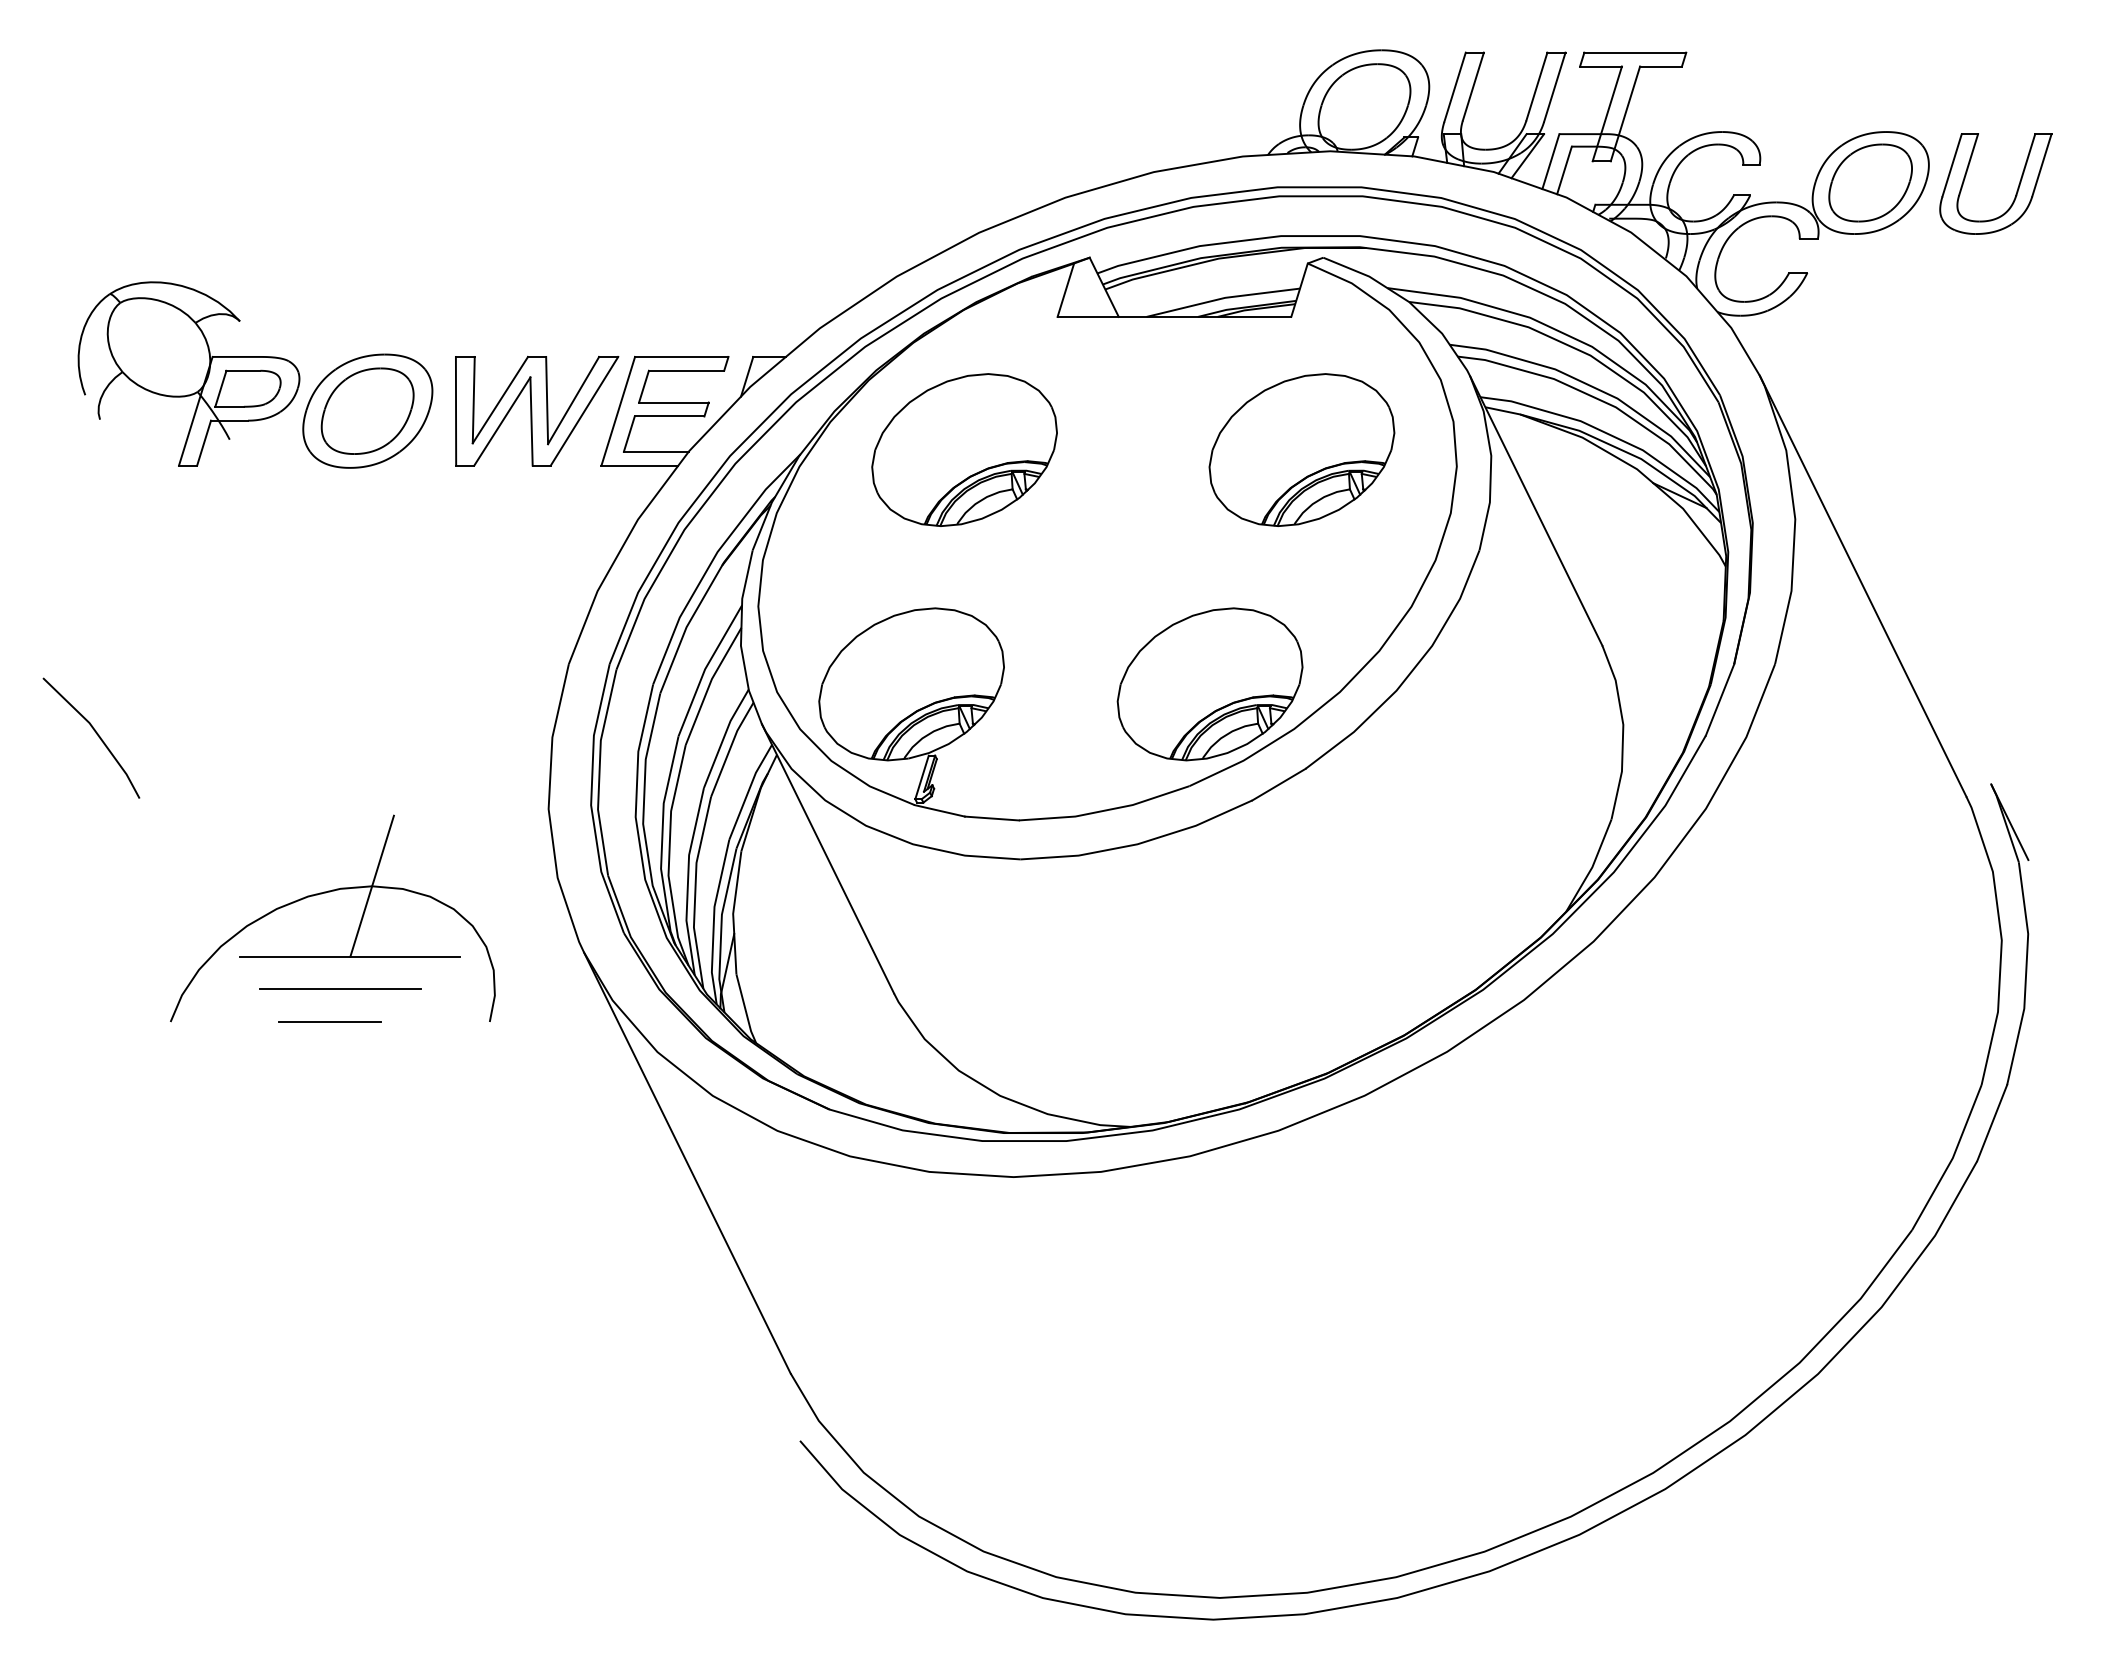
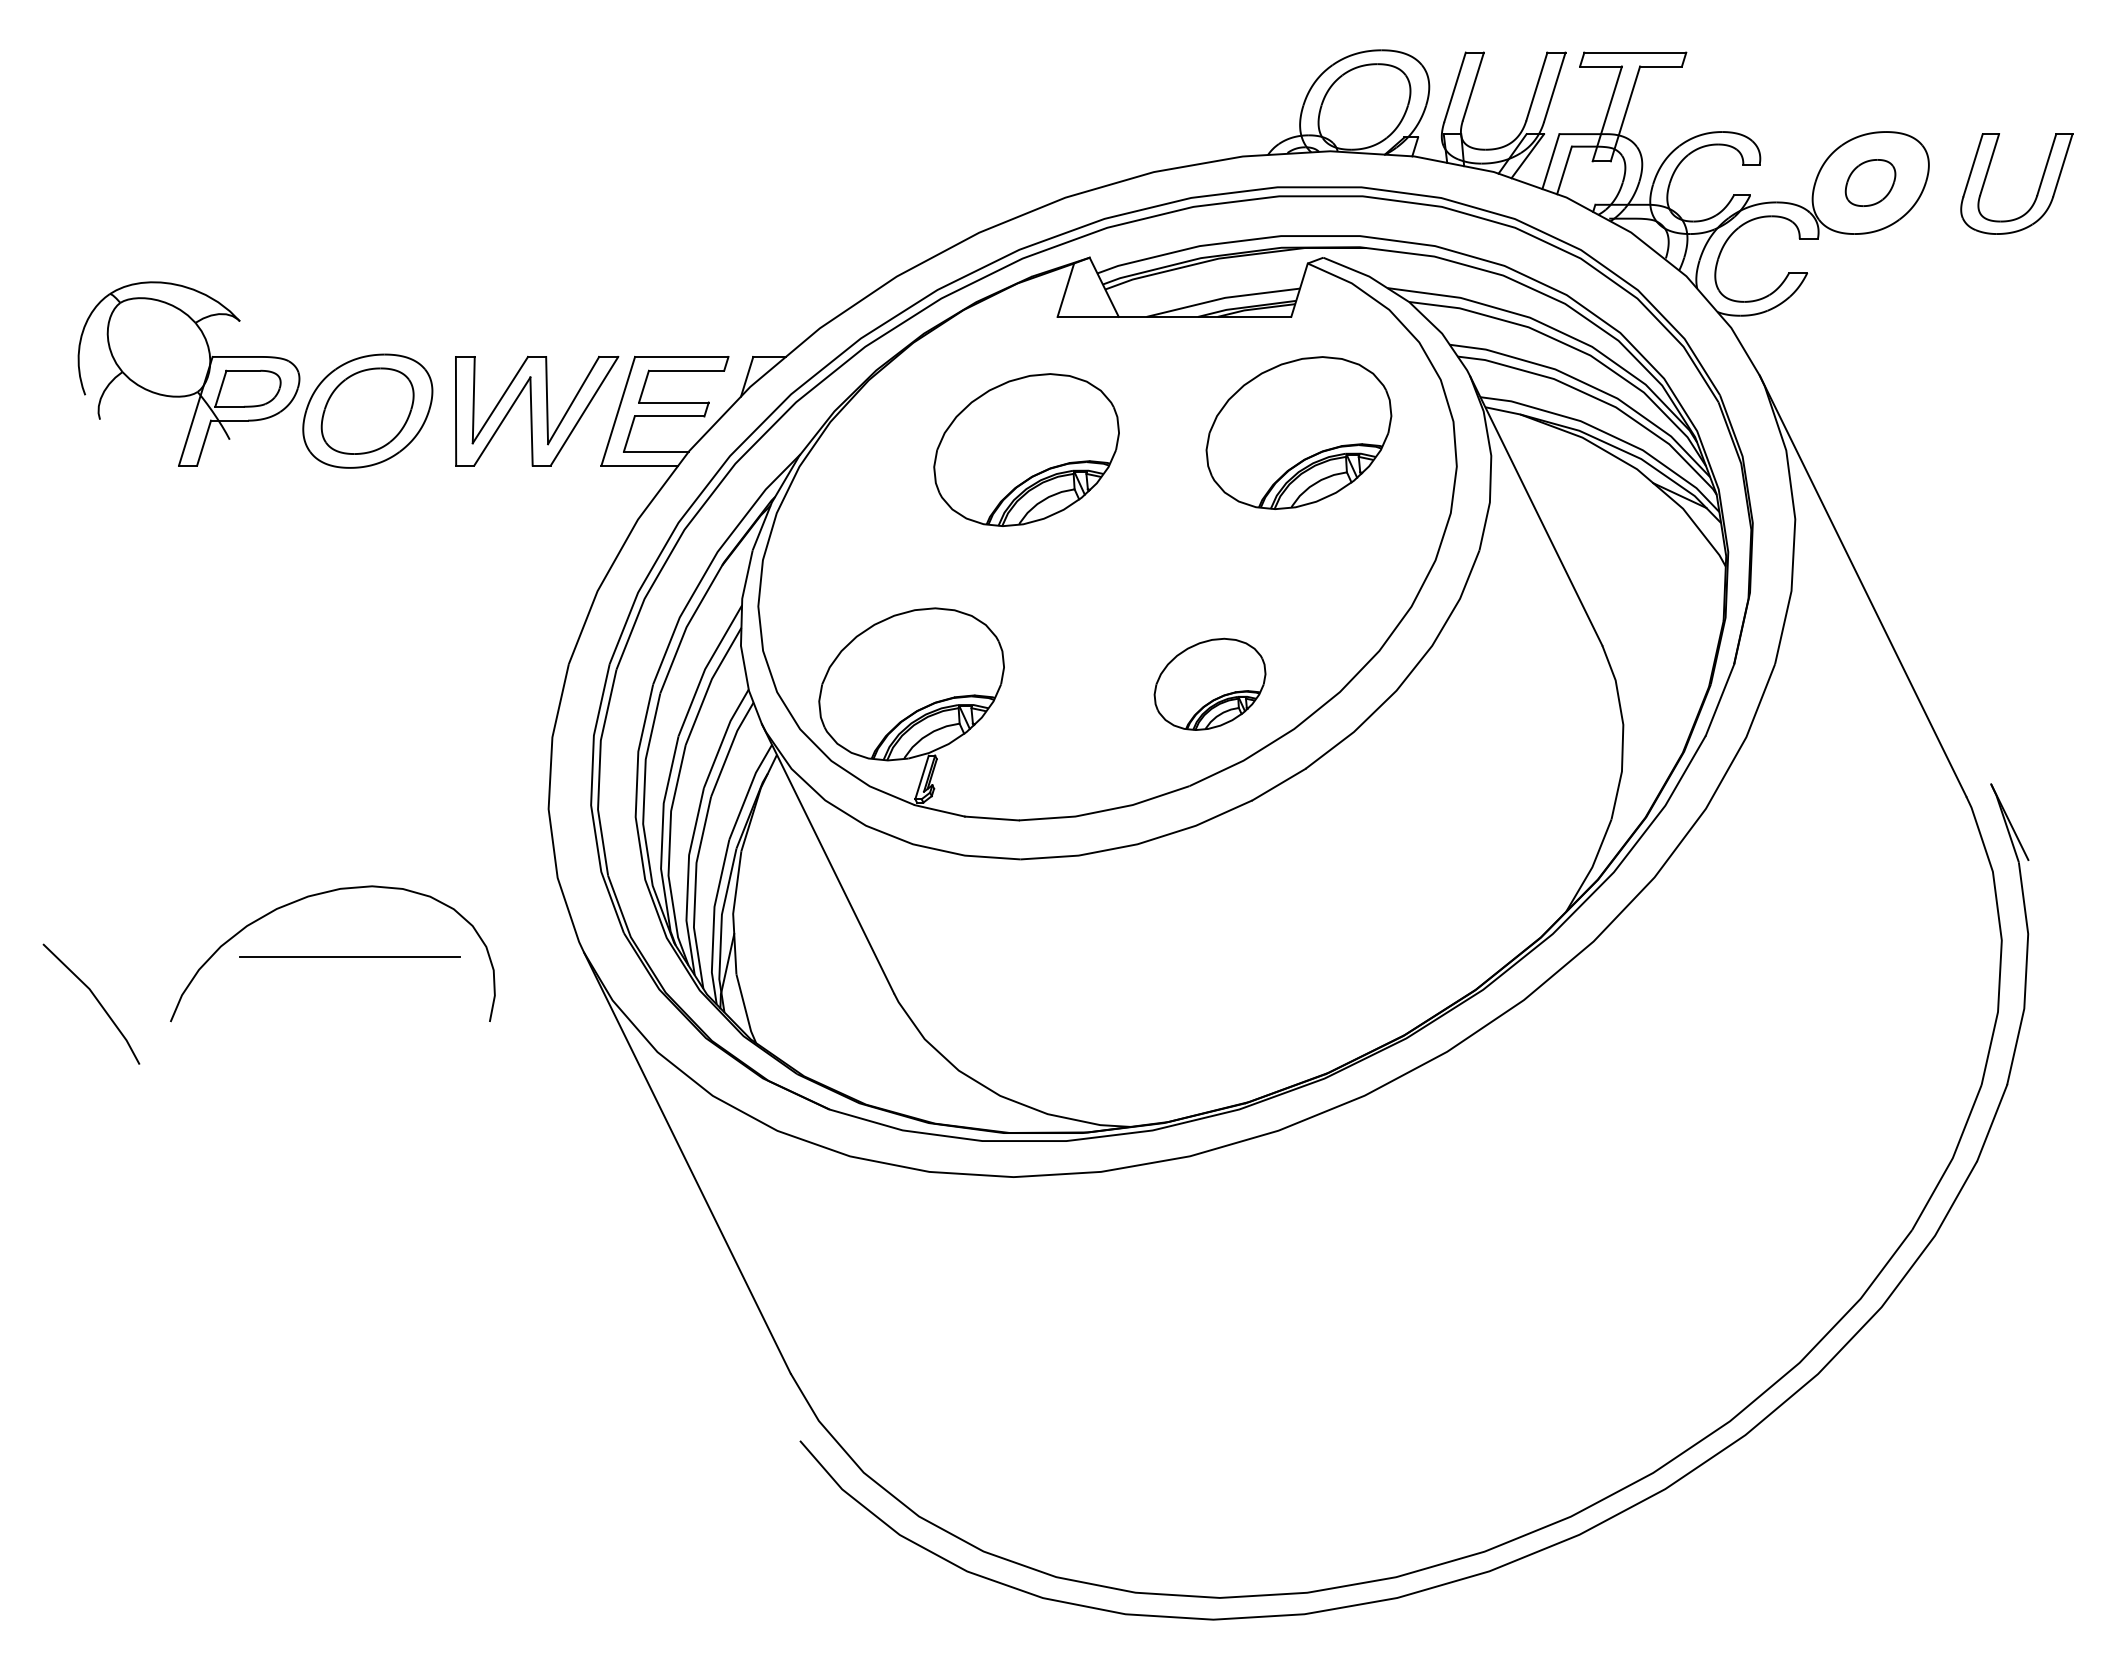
part size: 85x80 px -> 53x48 px (1870, 182)
part position: (2016, 190) -> (2037, 190) (2037, 190)
part position: (964, 449) -> (1026, 449) (1026, 449)
part position: (1301, 449) -> (1298, 432) (1298, 432)
part size: 188x155 px -> 114x94 px (1209, 683)
line position: (95, 733) -> (95, 999) (95, 999)
line: present -> none (371, 885)
line: present -> none (339, 989)
line: present -> none (330, 1022)
